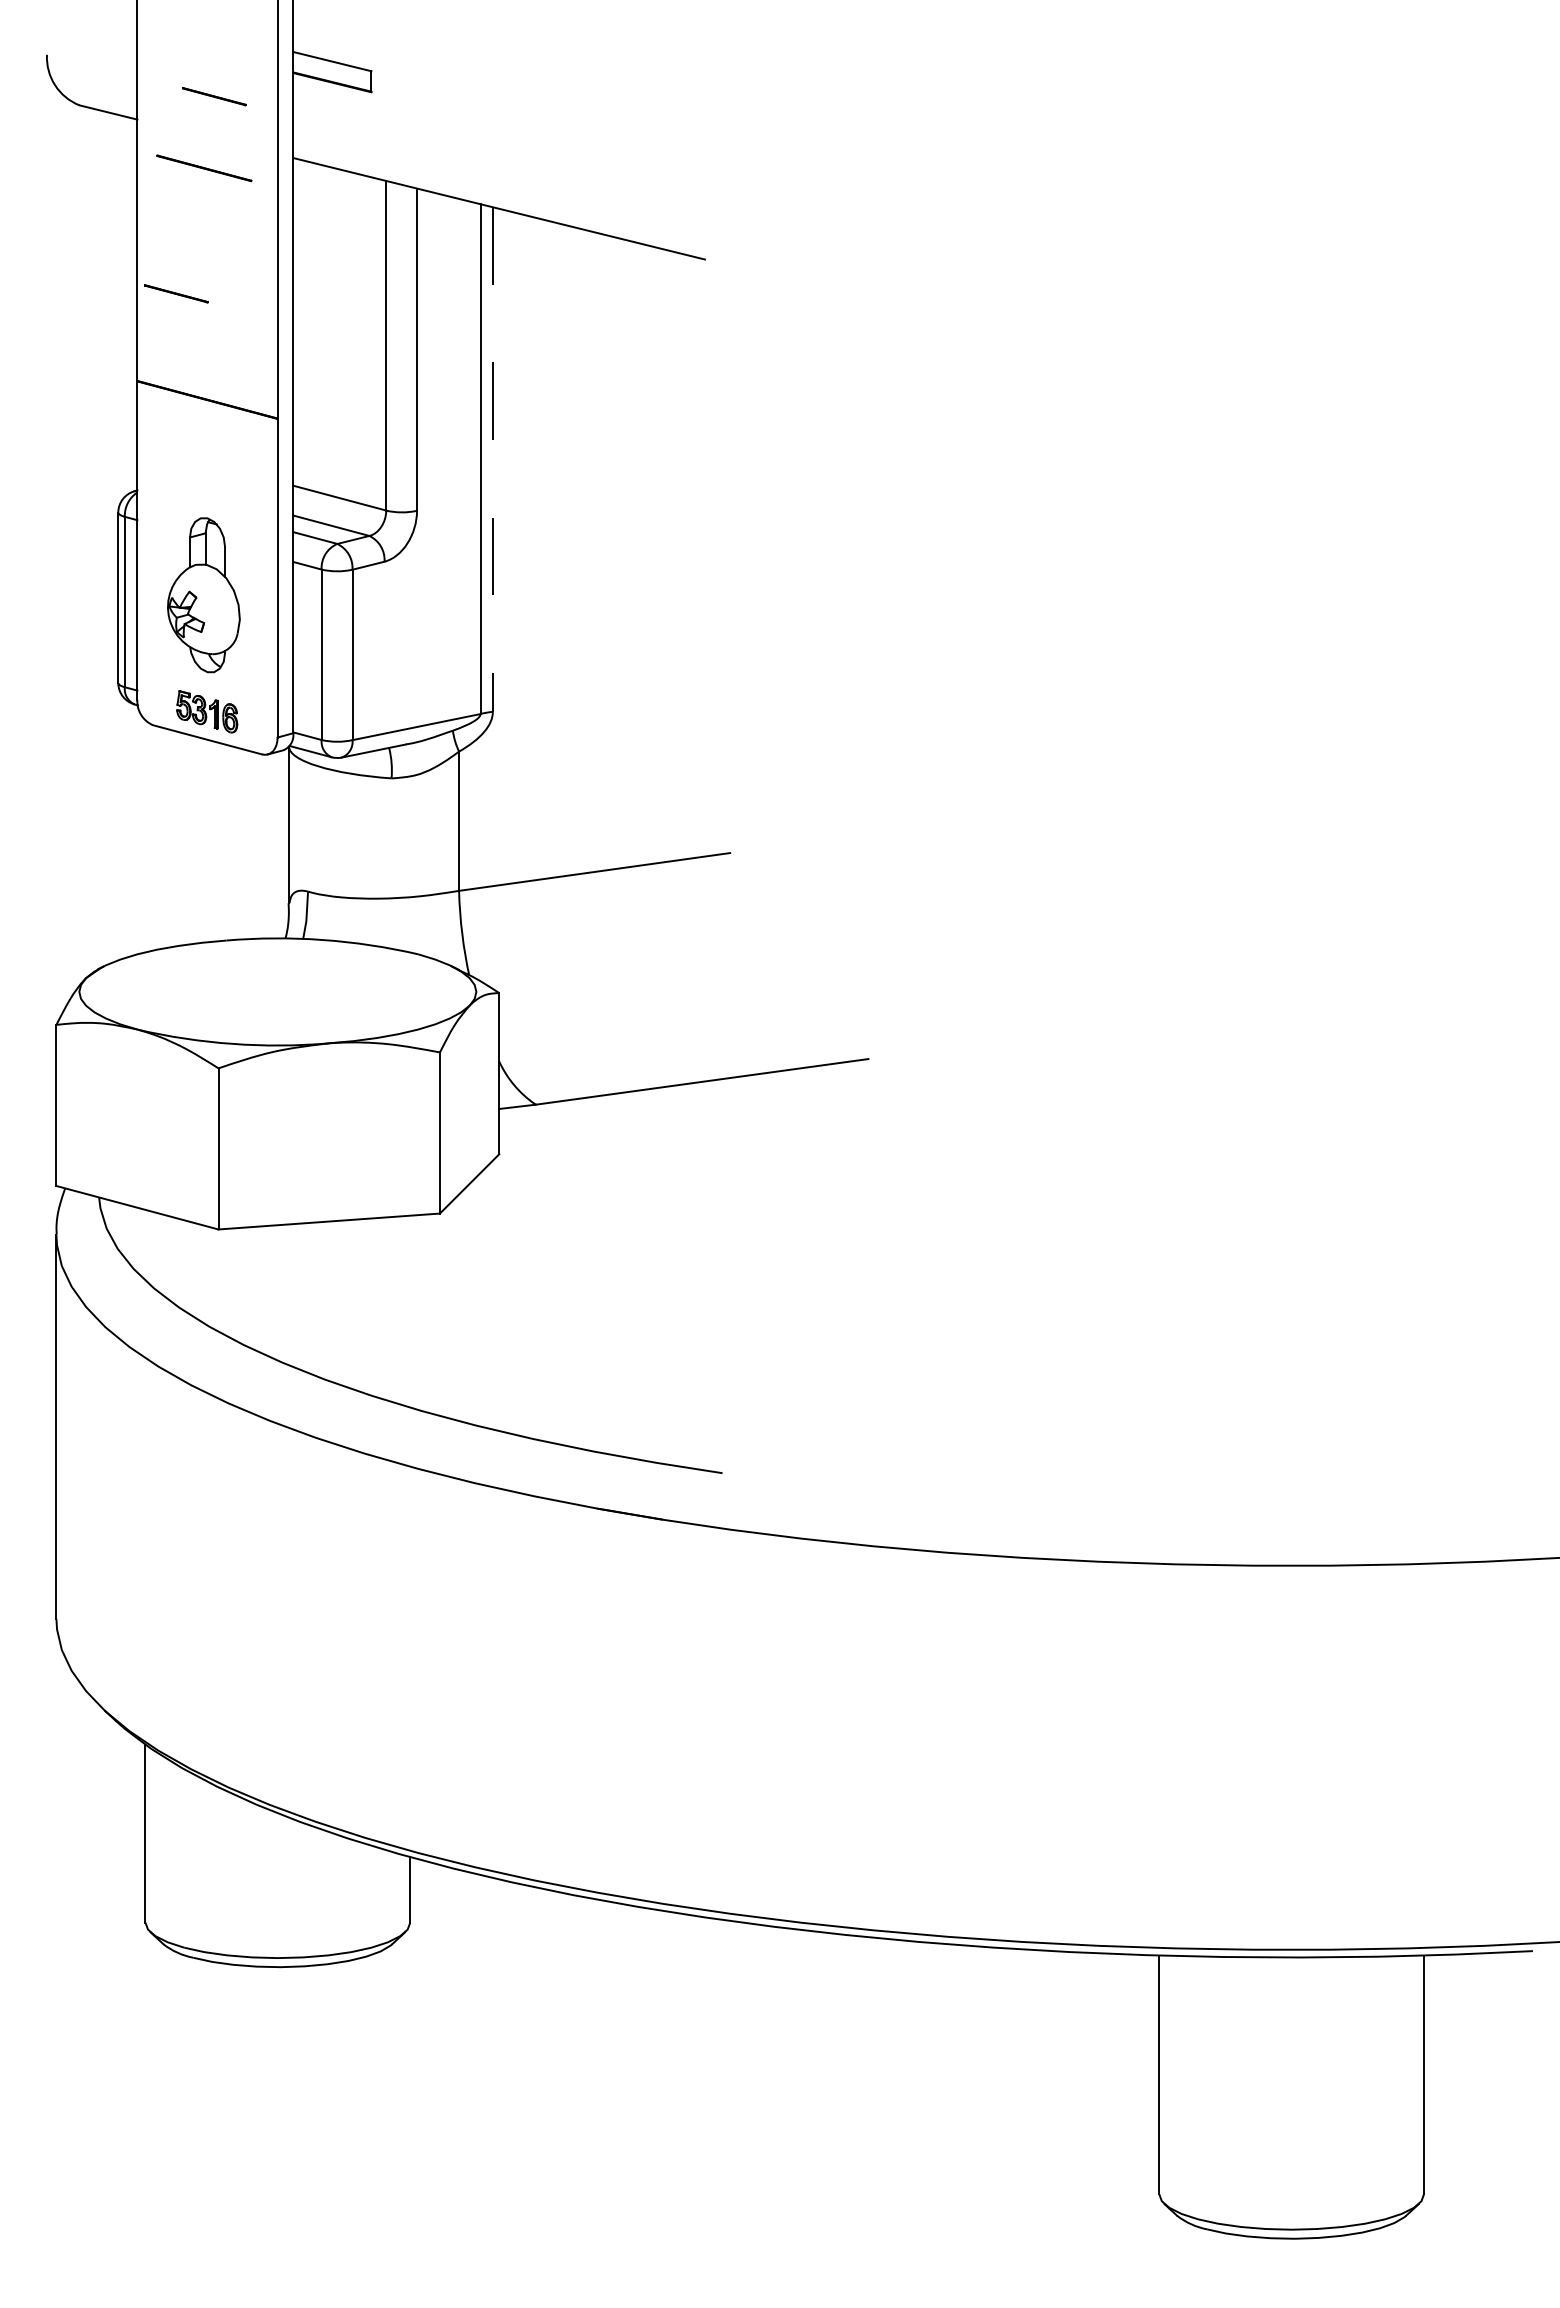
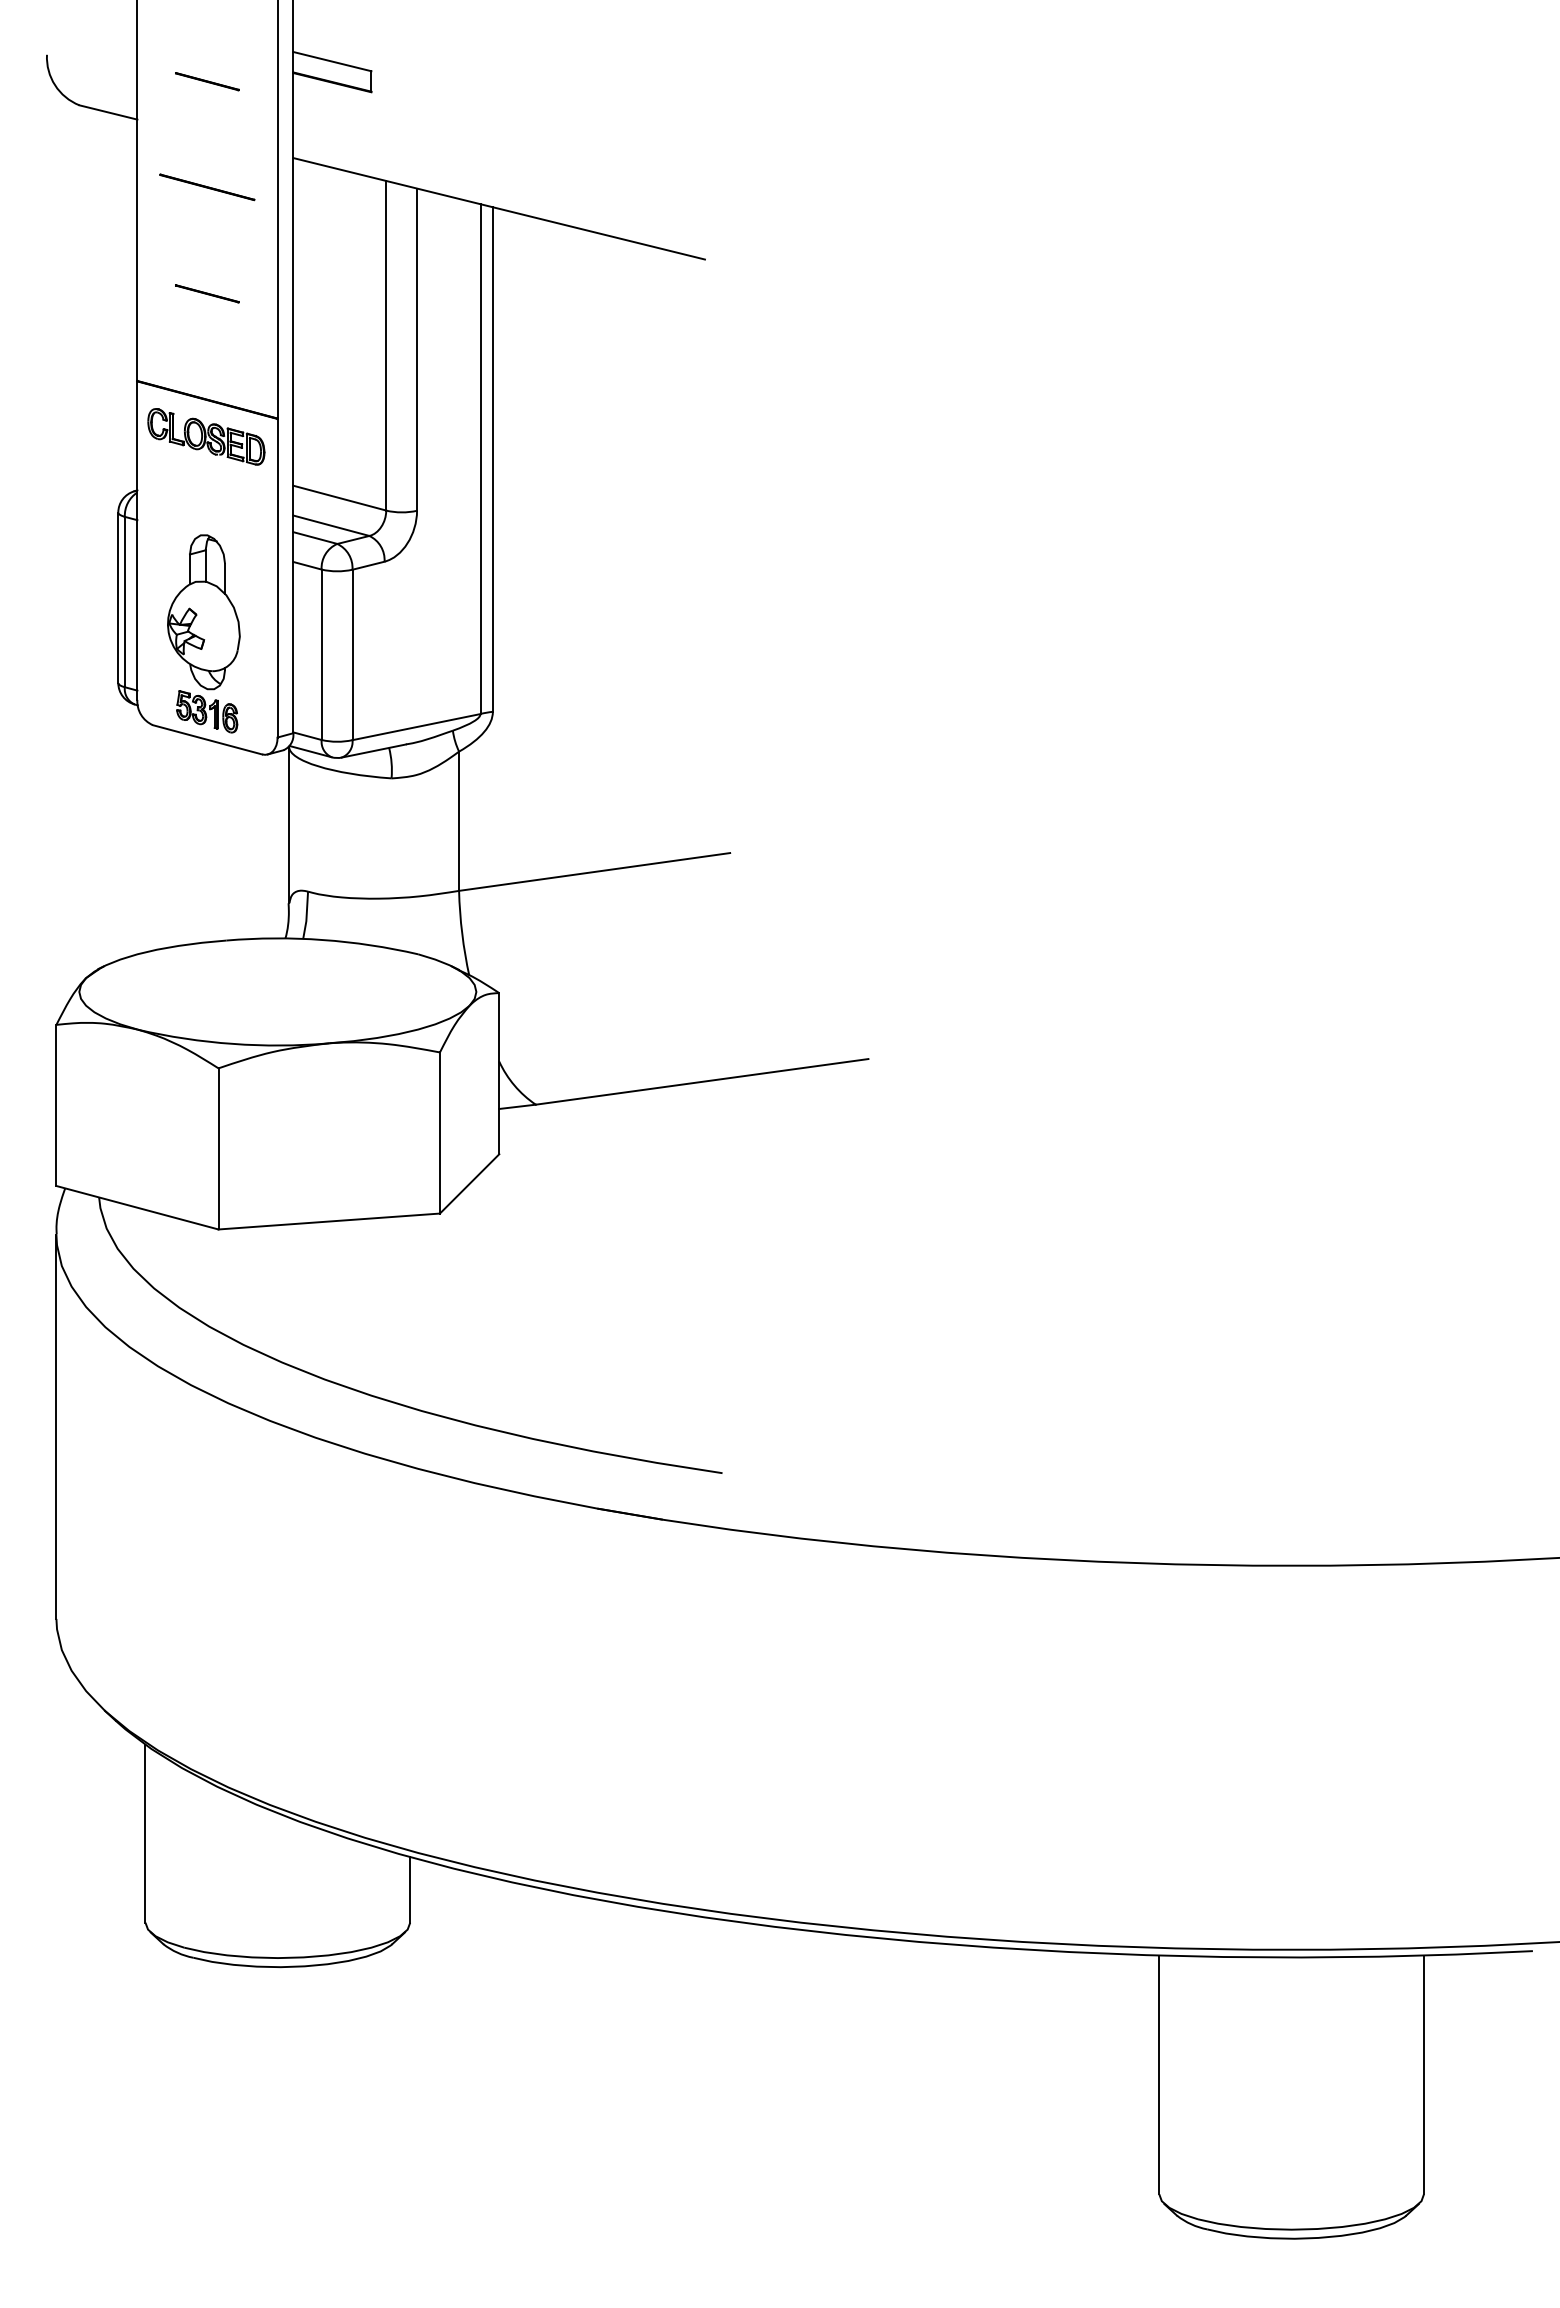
line position: (214, 96) -> (207, 81) (207, 81)
line position: (204, 168) -> (207, 187) (207, 187)
line position: (176, 293) -> (207, 293) (207, 293)
part: none -> present (206, 436)
line: dashed -> solid (492, 460)
part position: (203, 595) -> (203, 612) (203, 612)
